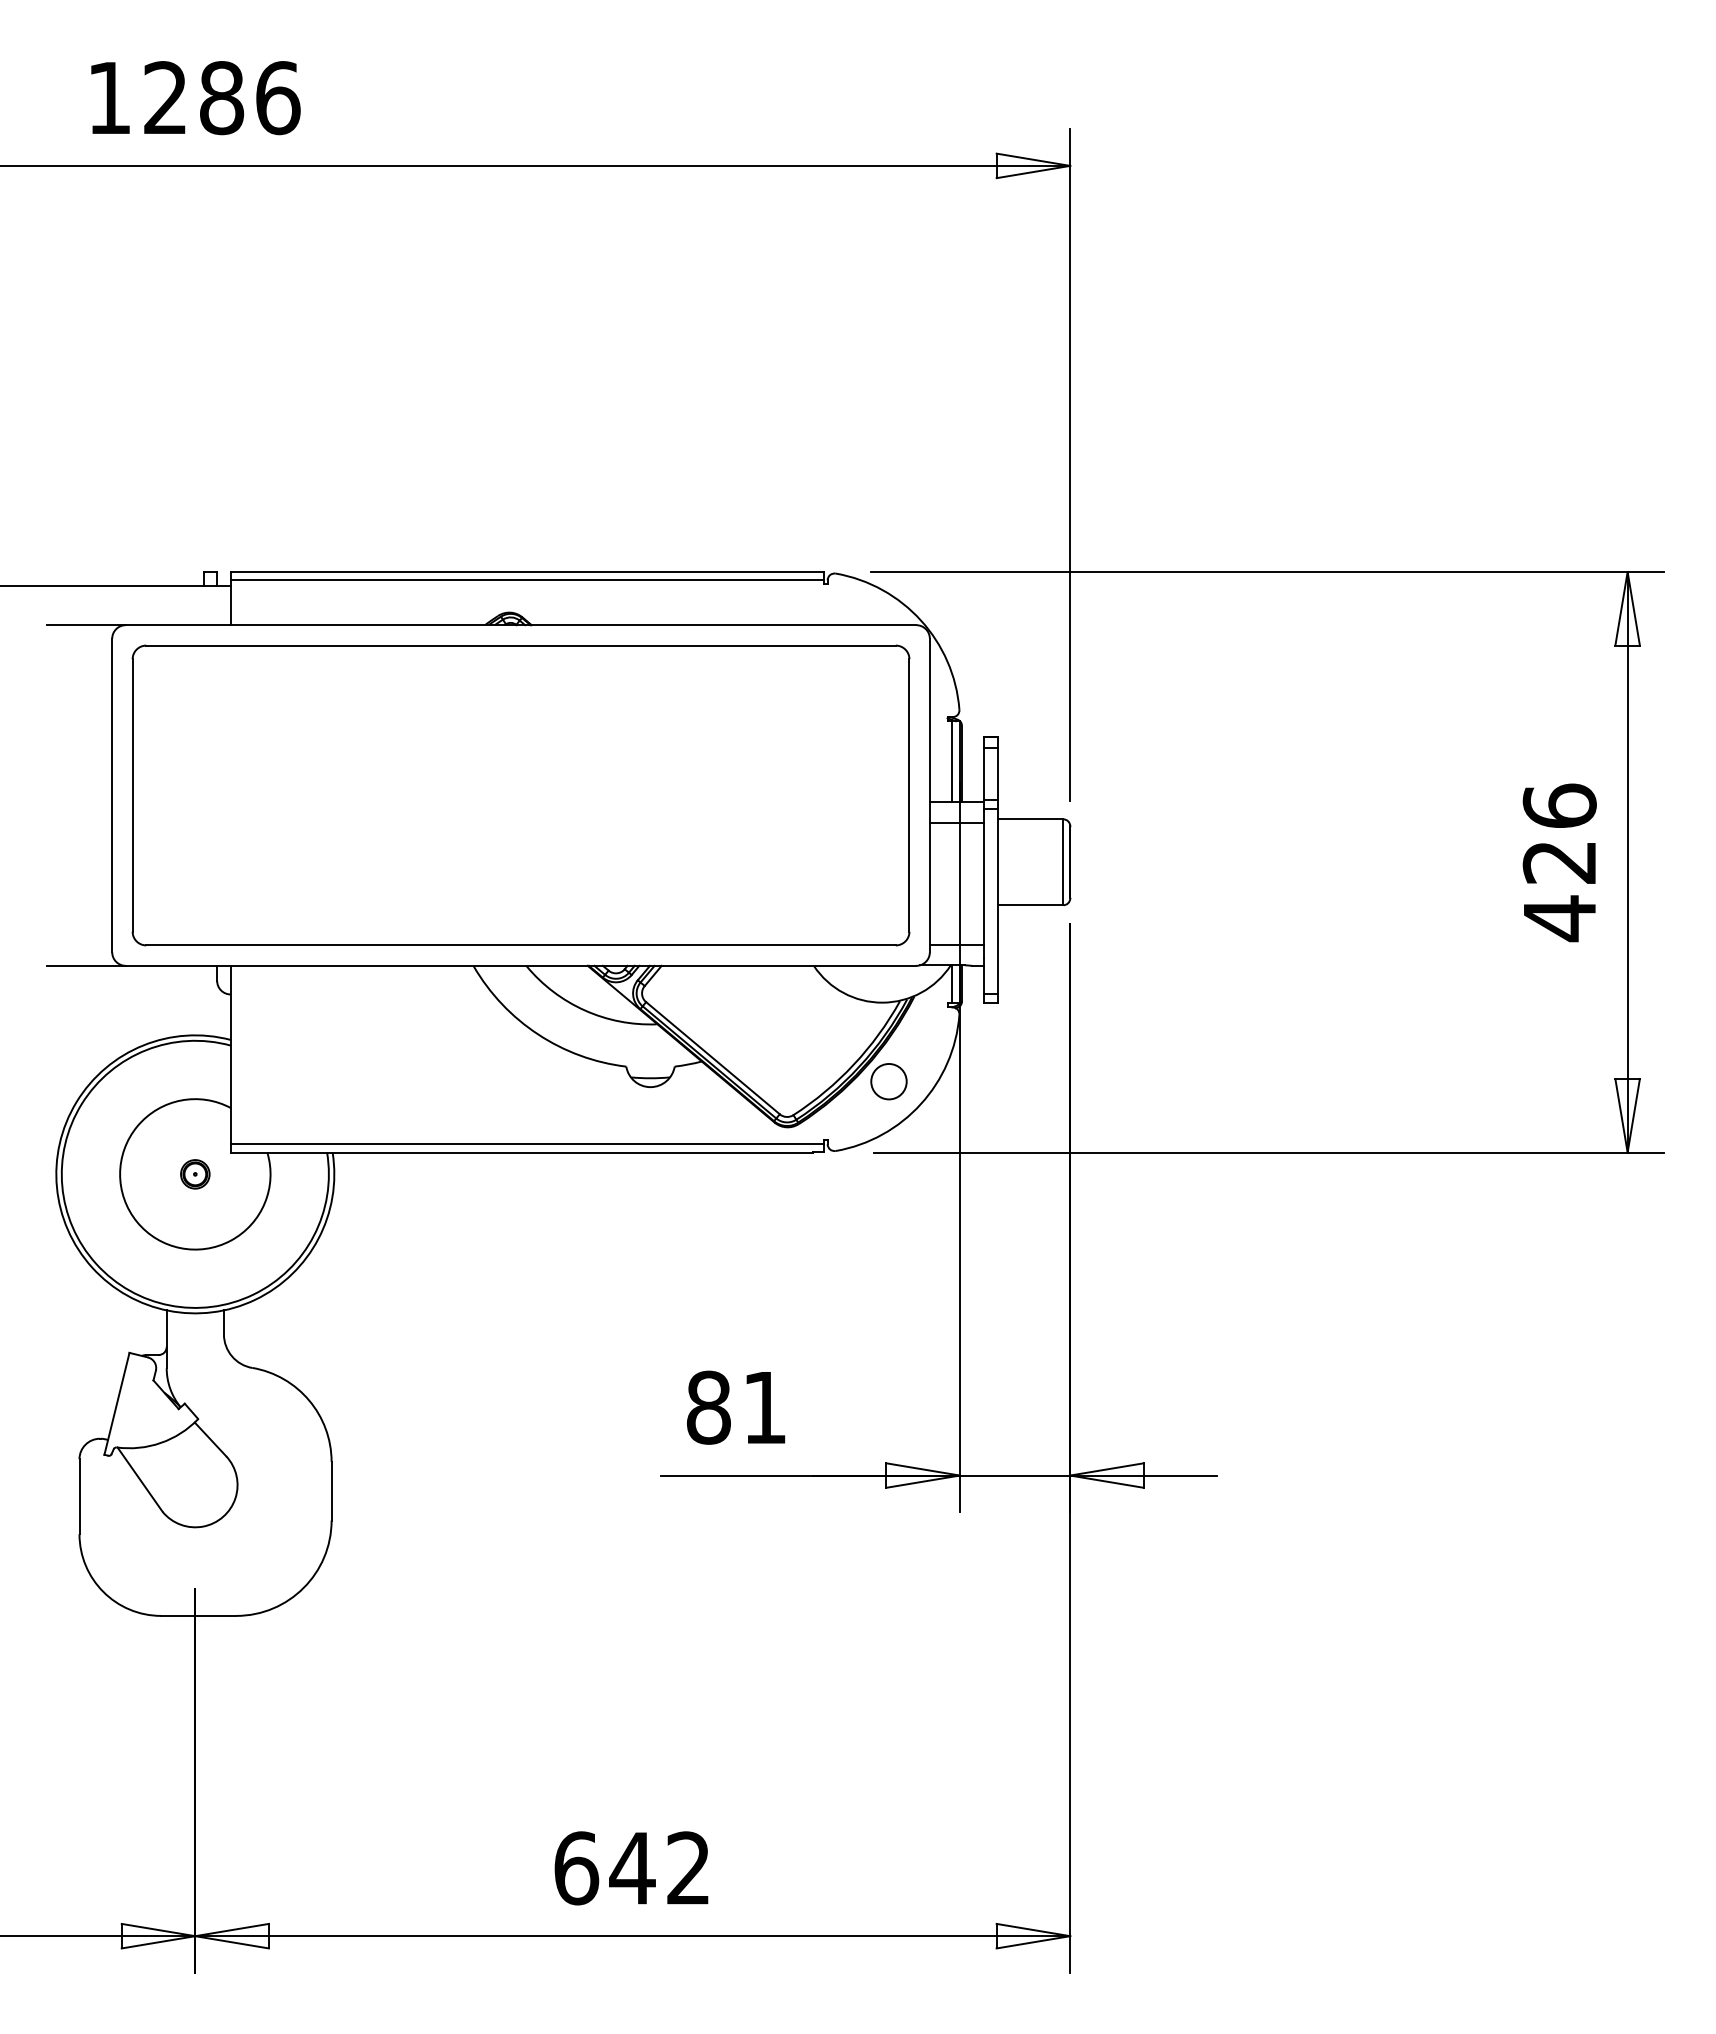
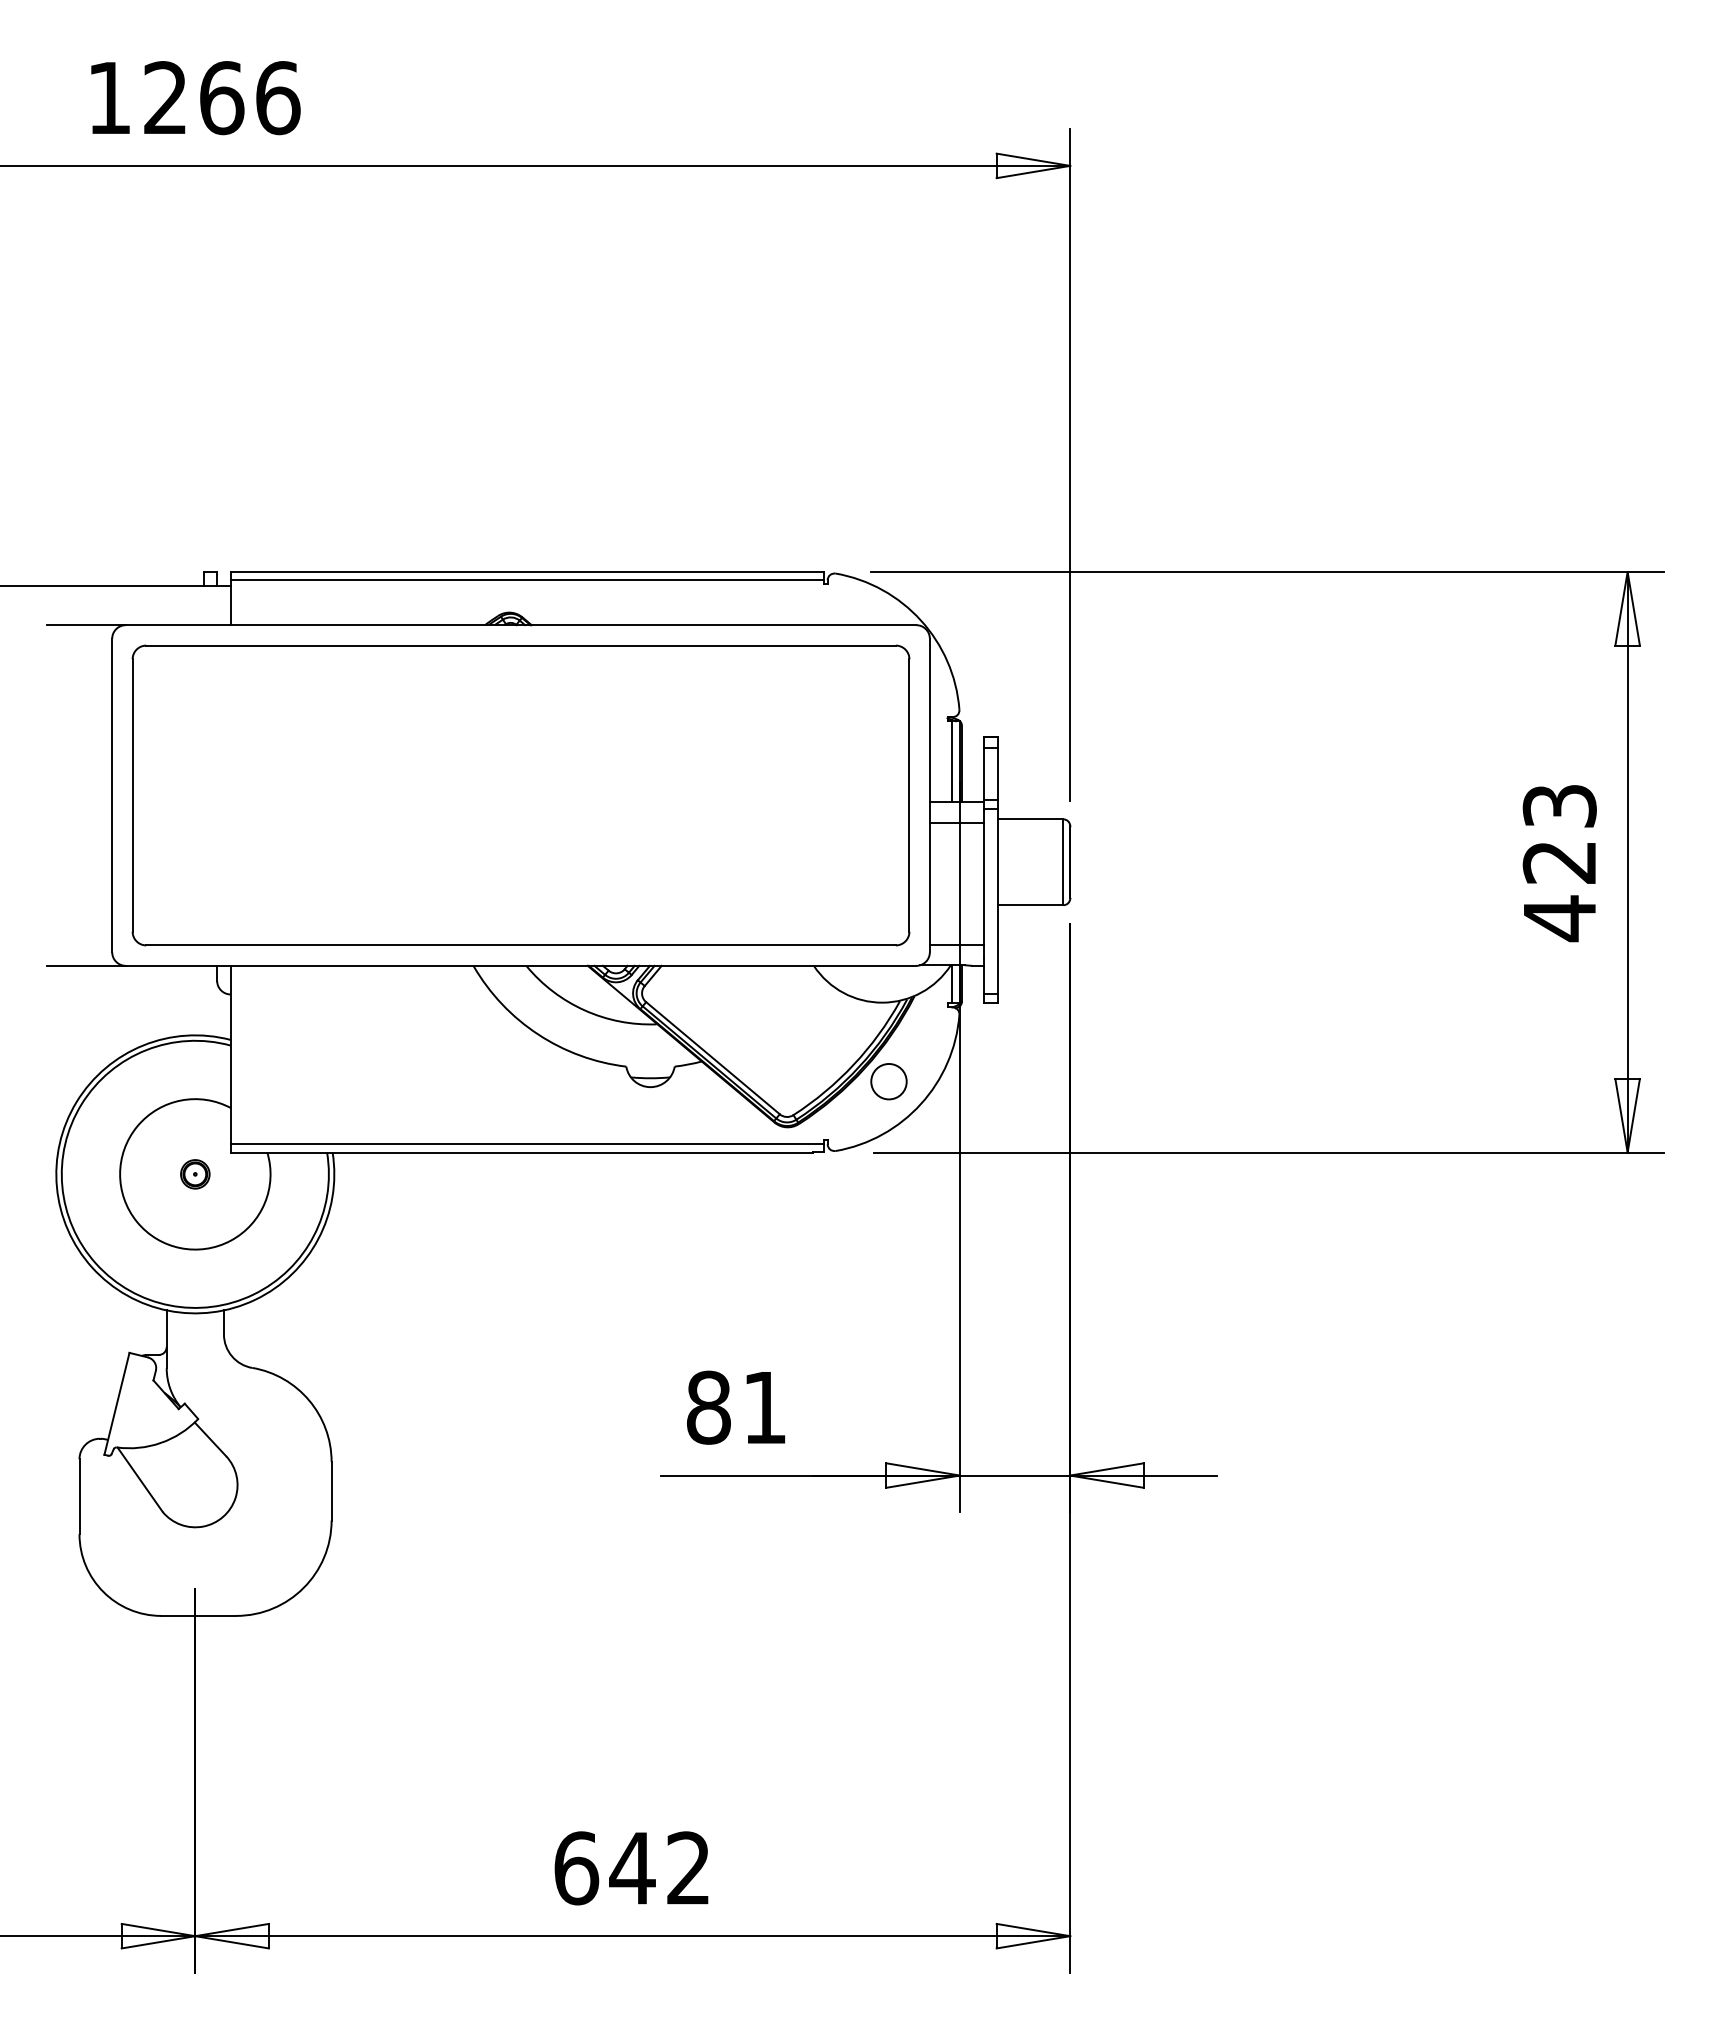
text: 1286 -> 1266 (222, 98)
text: 426 -> 423 (1559, 805)
